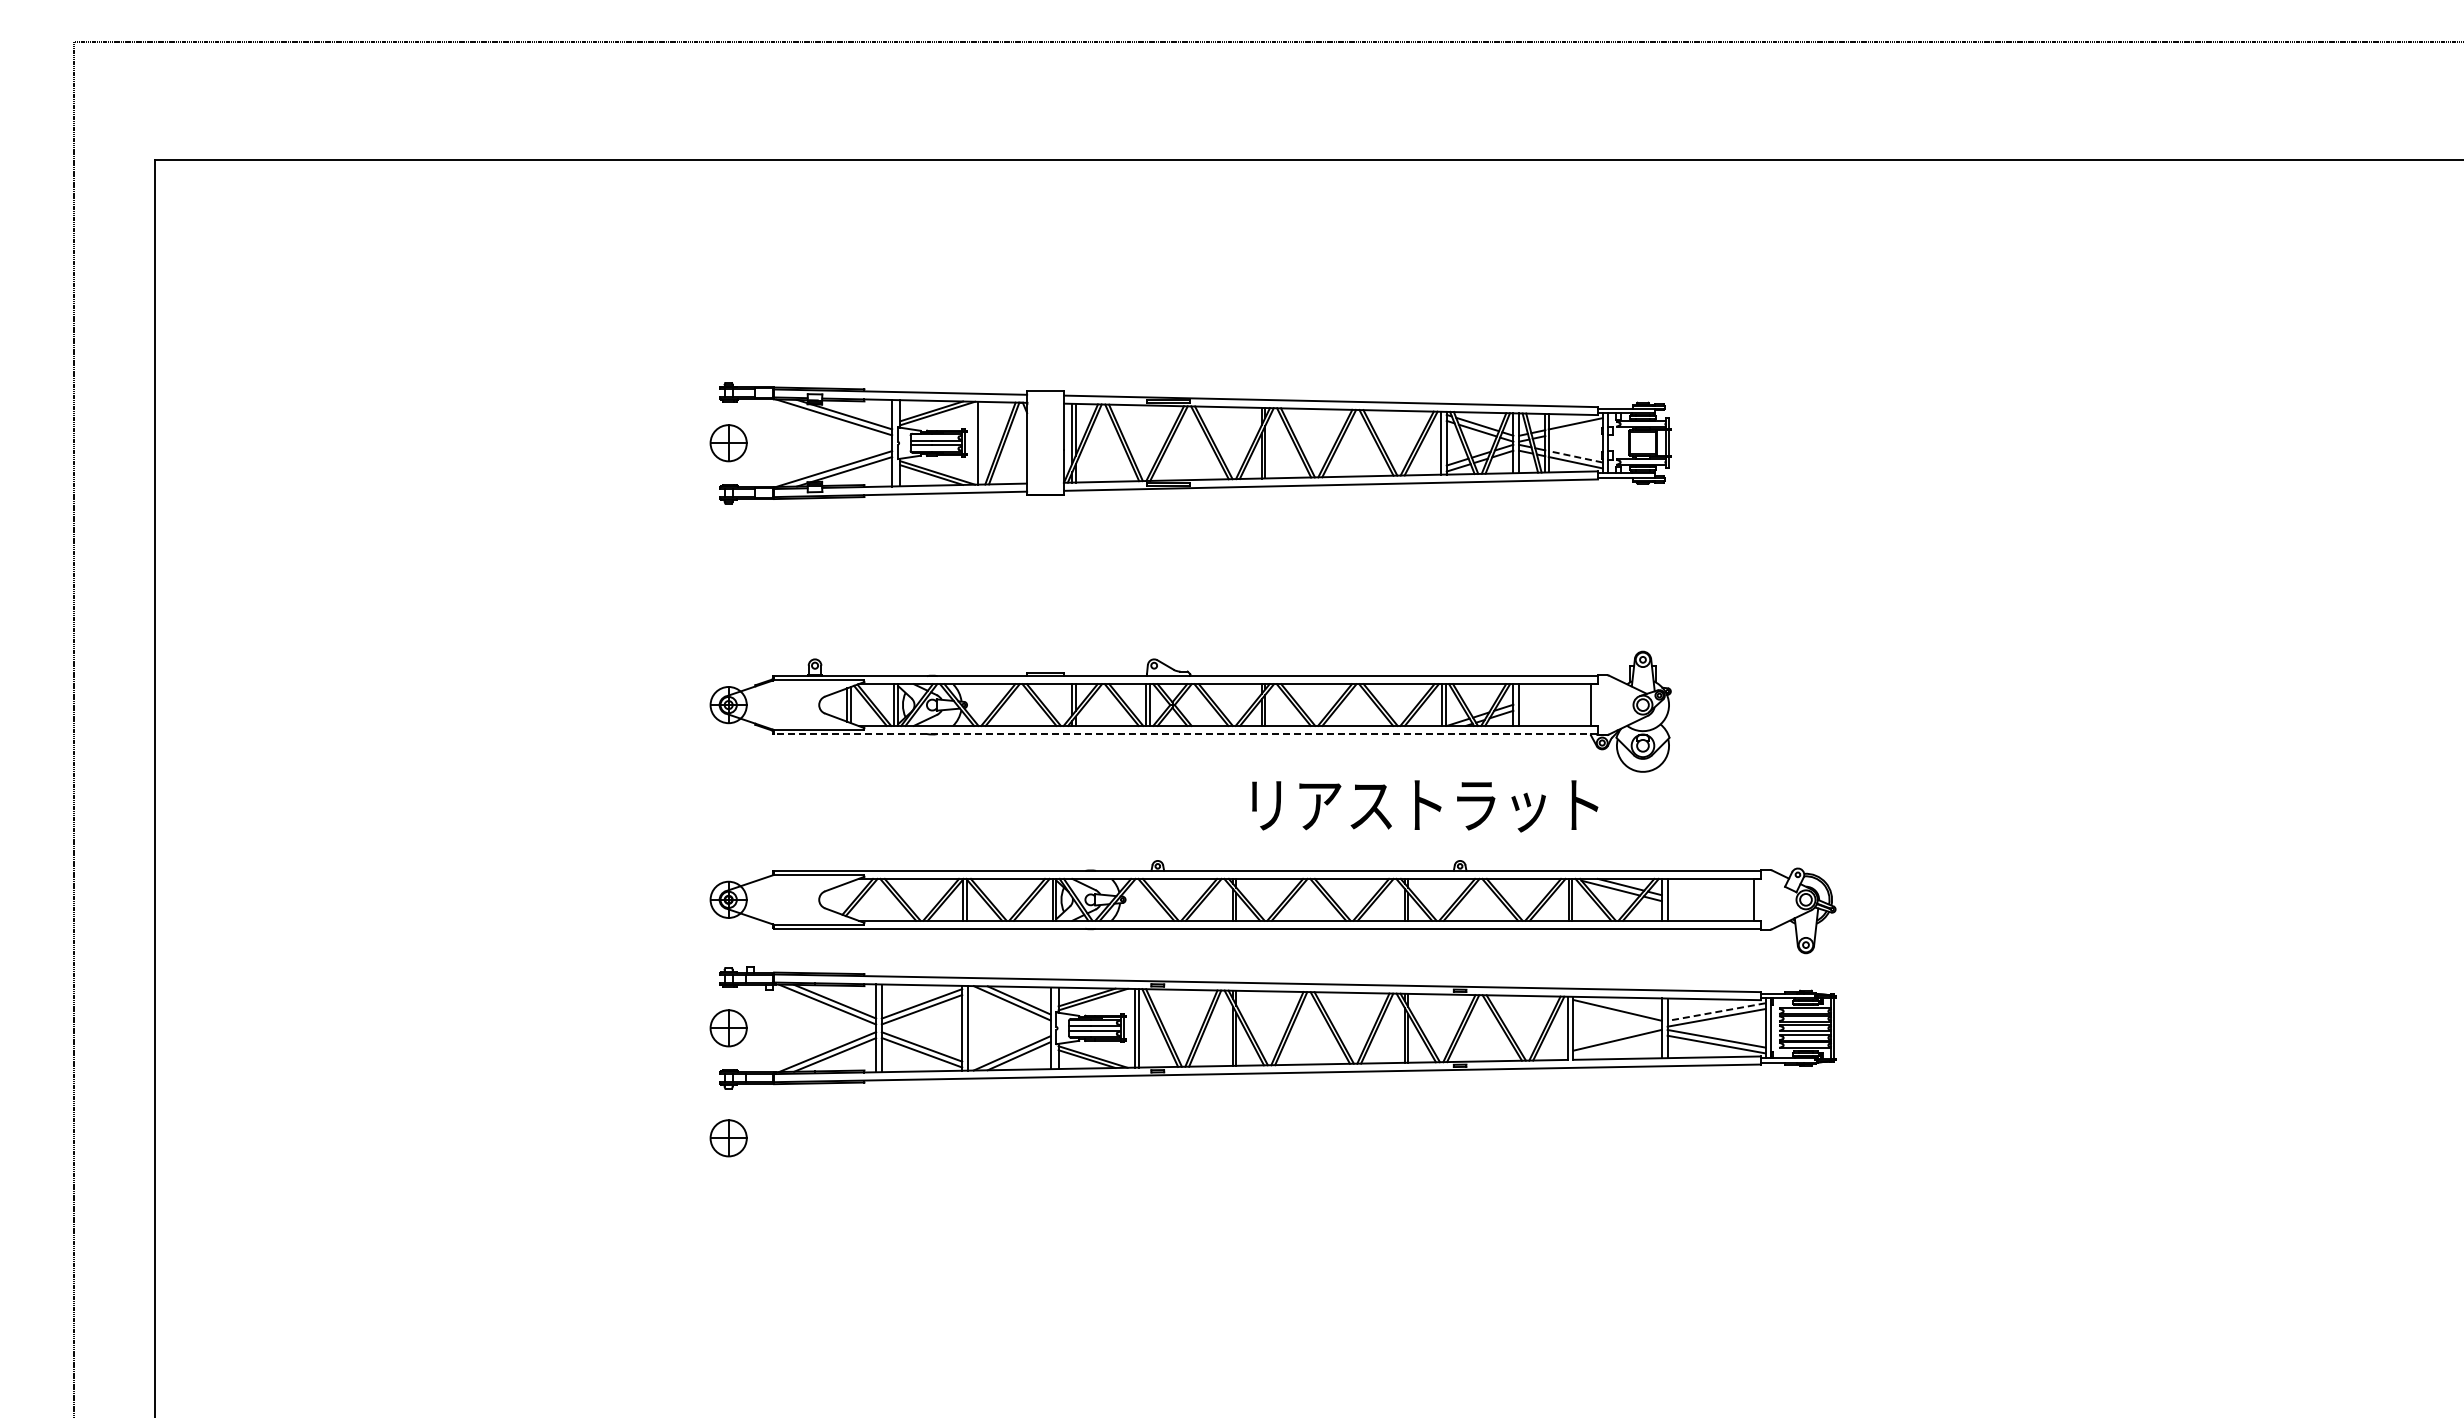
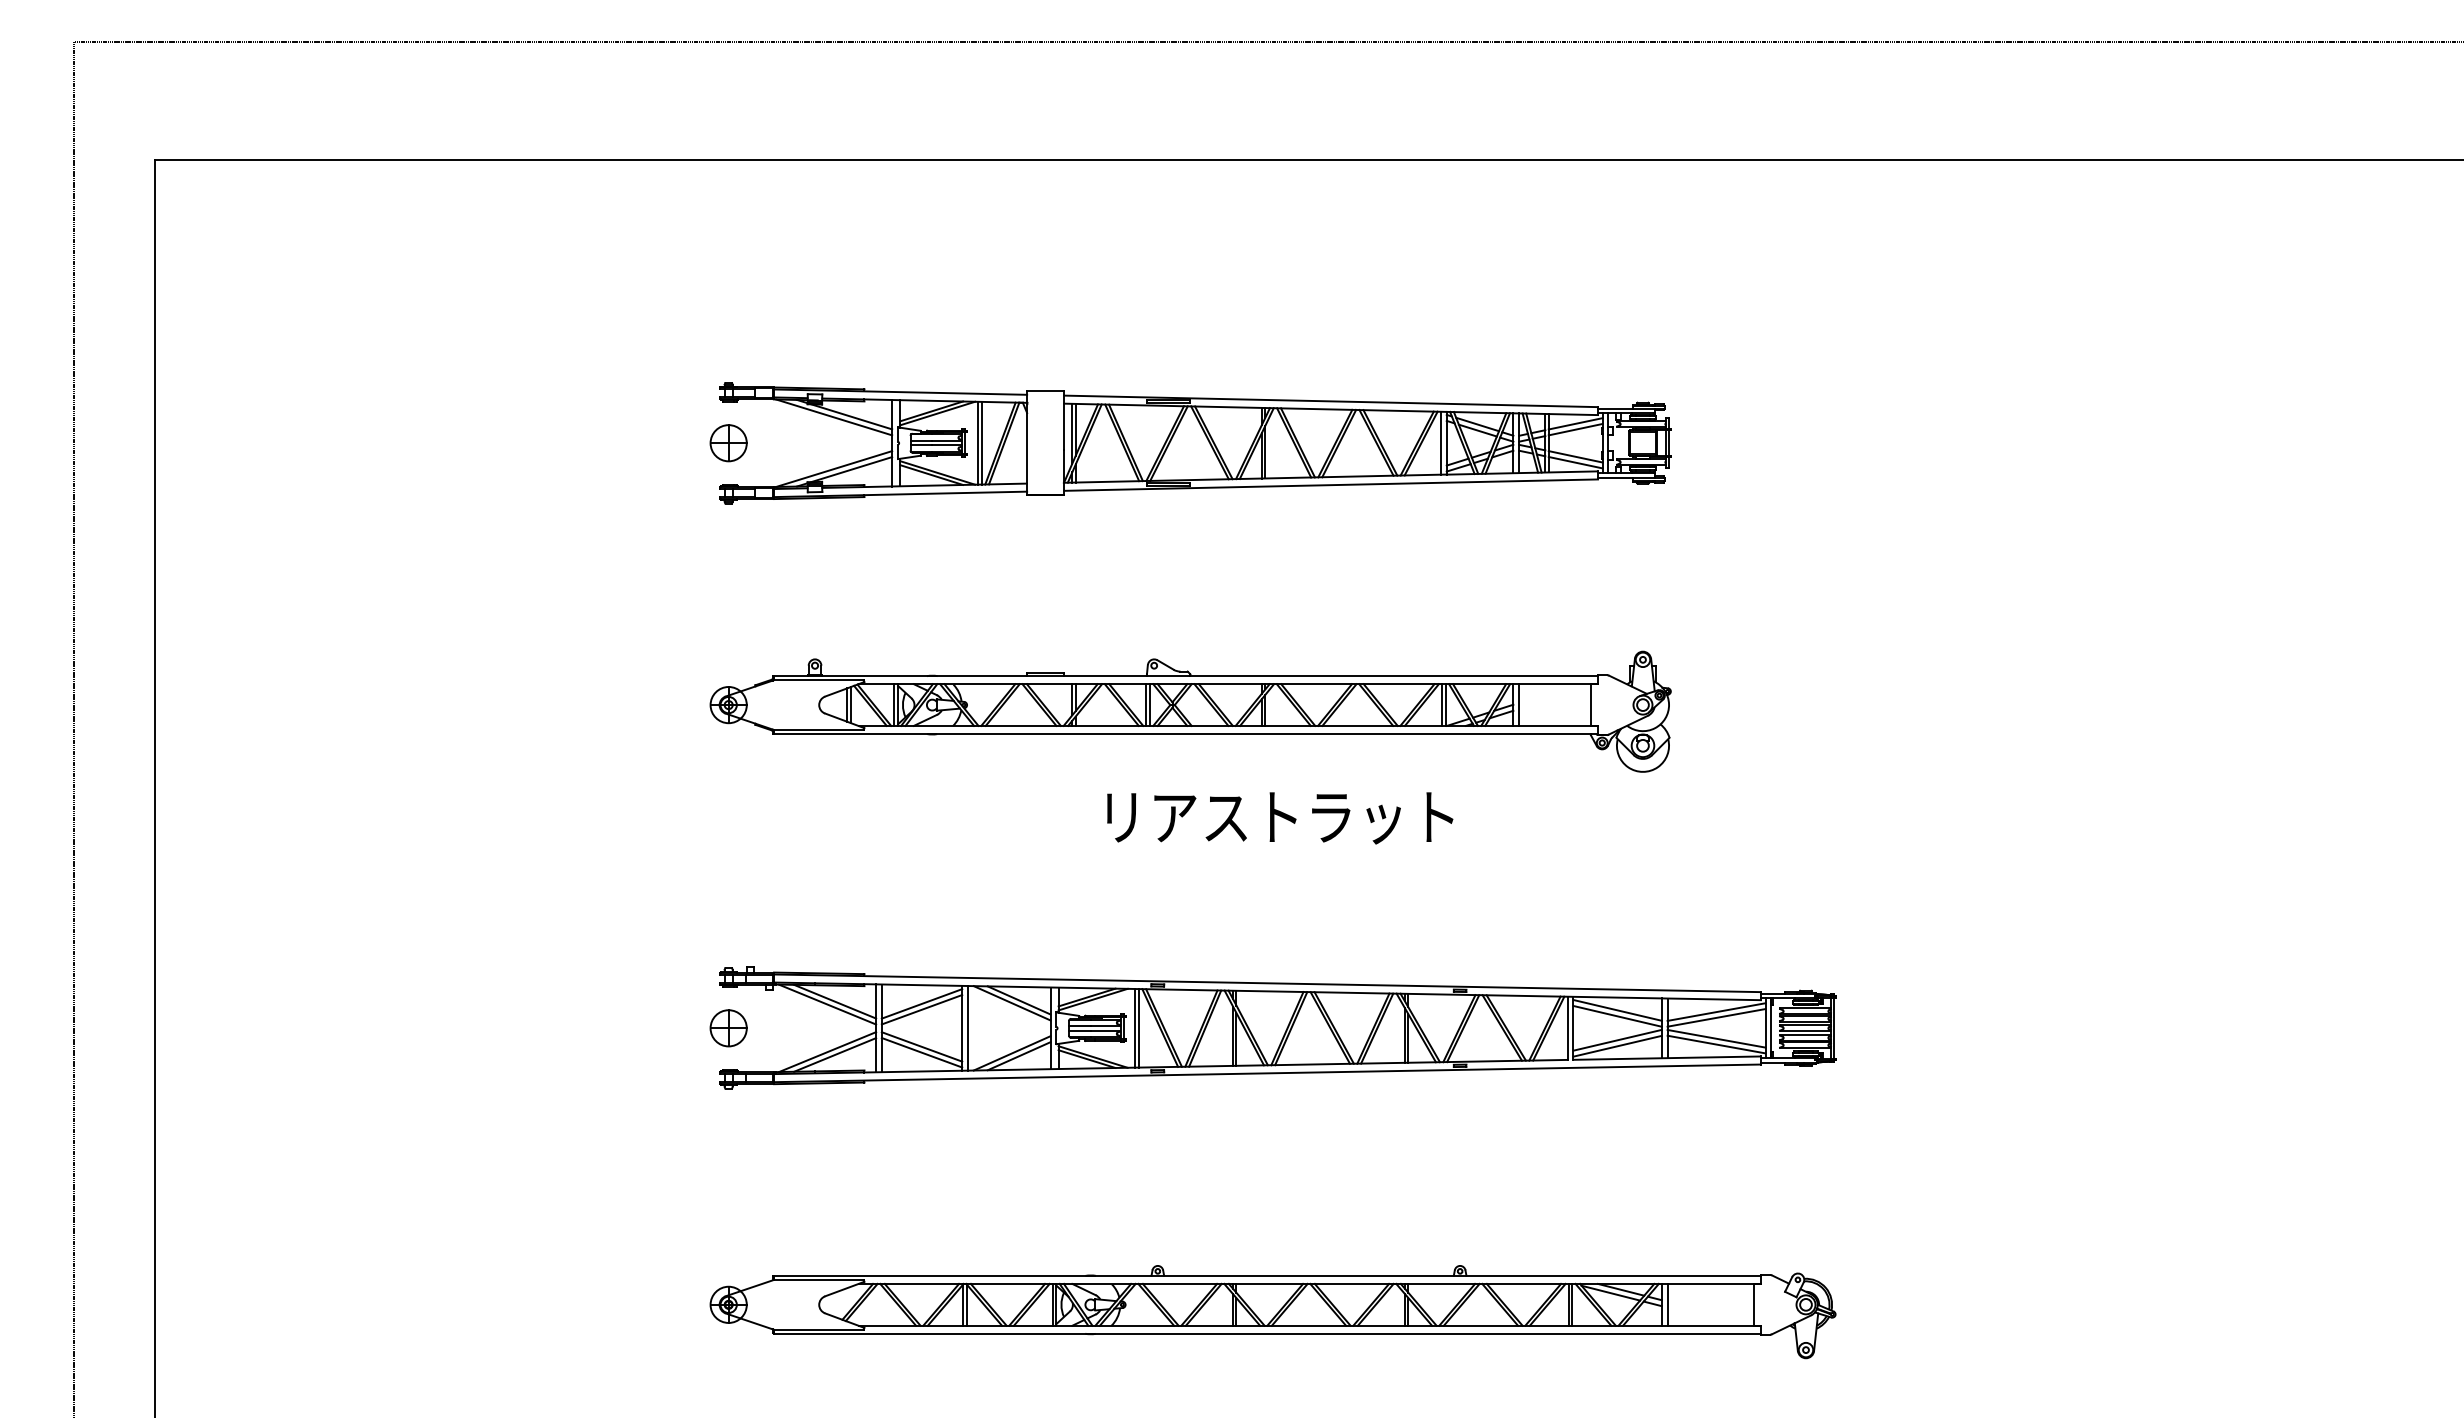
line: none -> present (1575, 429)
line: none -> present (981, 442)
line: dashed -> solid (1575, 456)
line: dashed -> solid (1185, 733)
text position: (1425, 806) -> (1280, 818) (1280, 818)
part position: (1272, 907) -> (1272, 1312) (1272, 1312)
line: dashed -> solid (1716, 1012)
line: none -> present (1617, 1015)
line: none -> present (1617, 1045)
part: present -> none (728, 1138)
